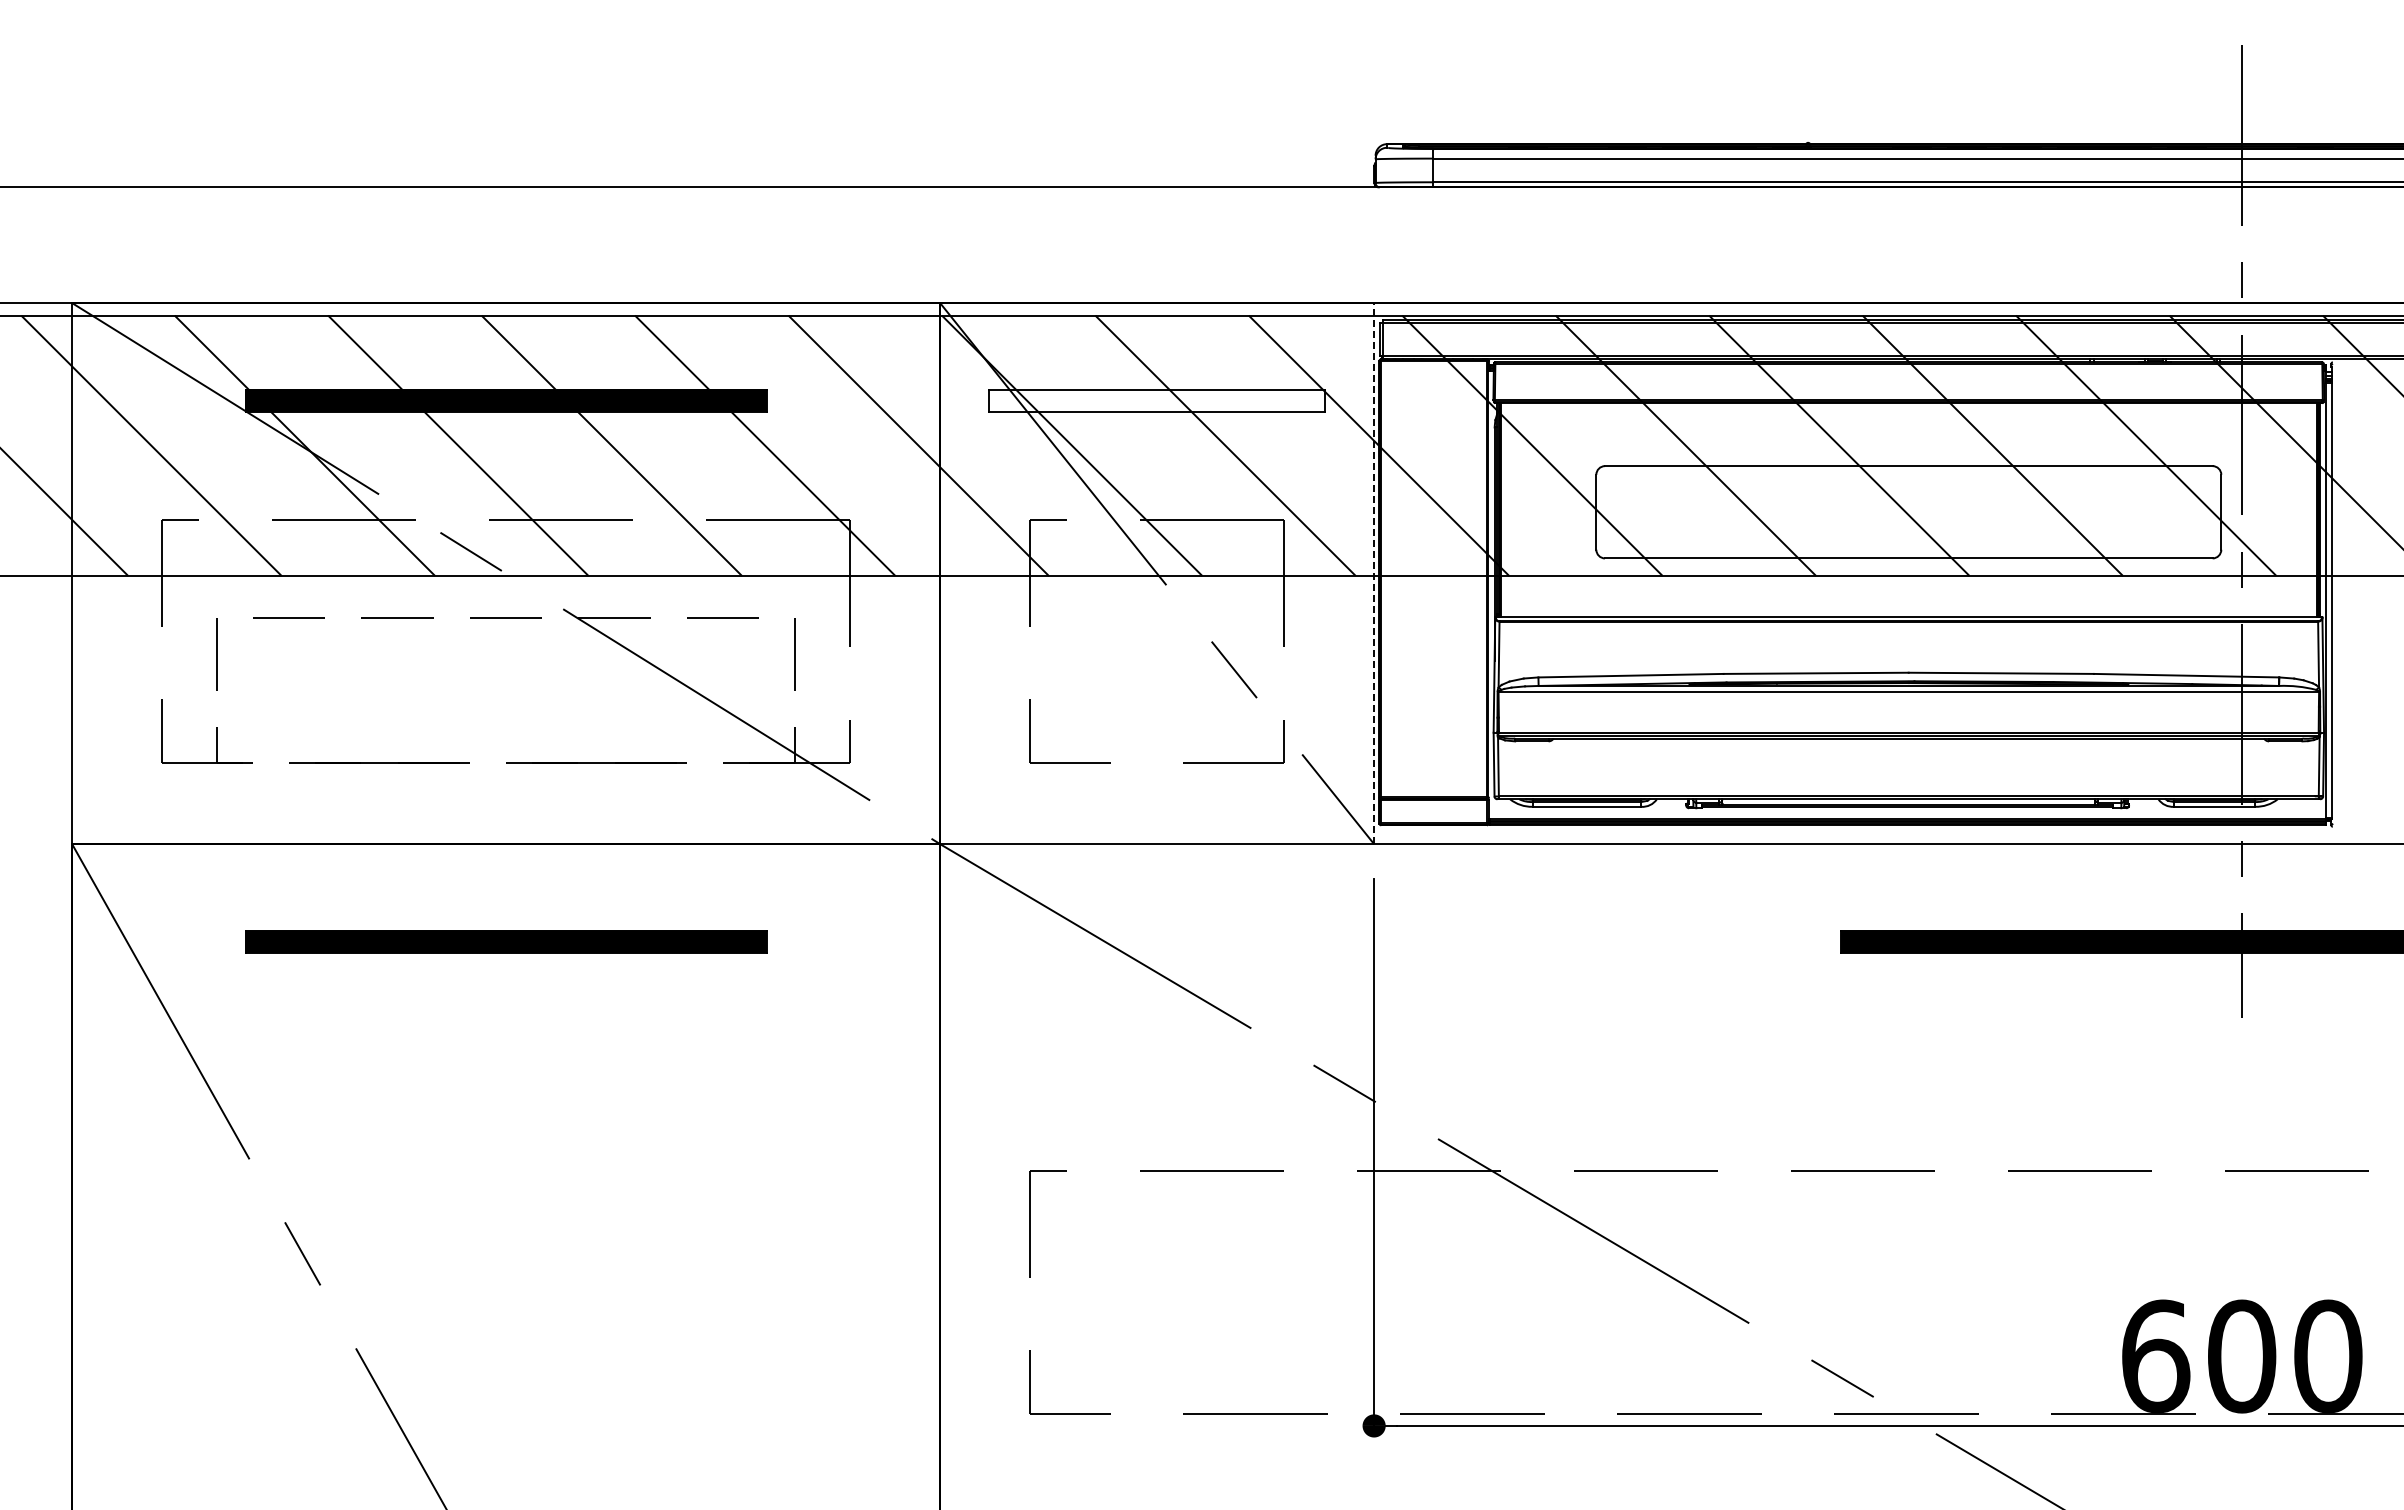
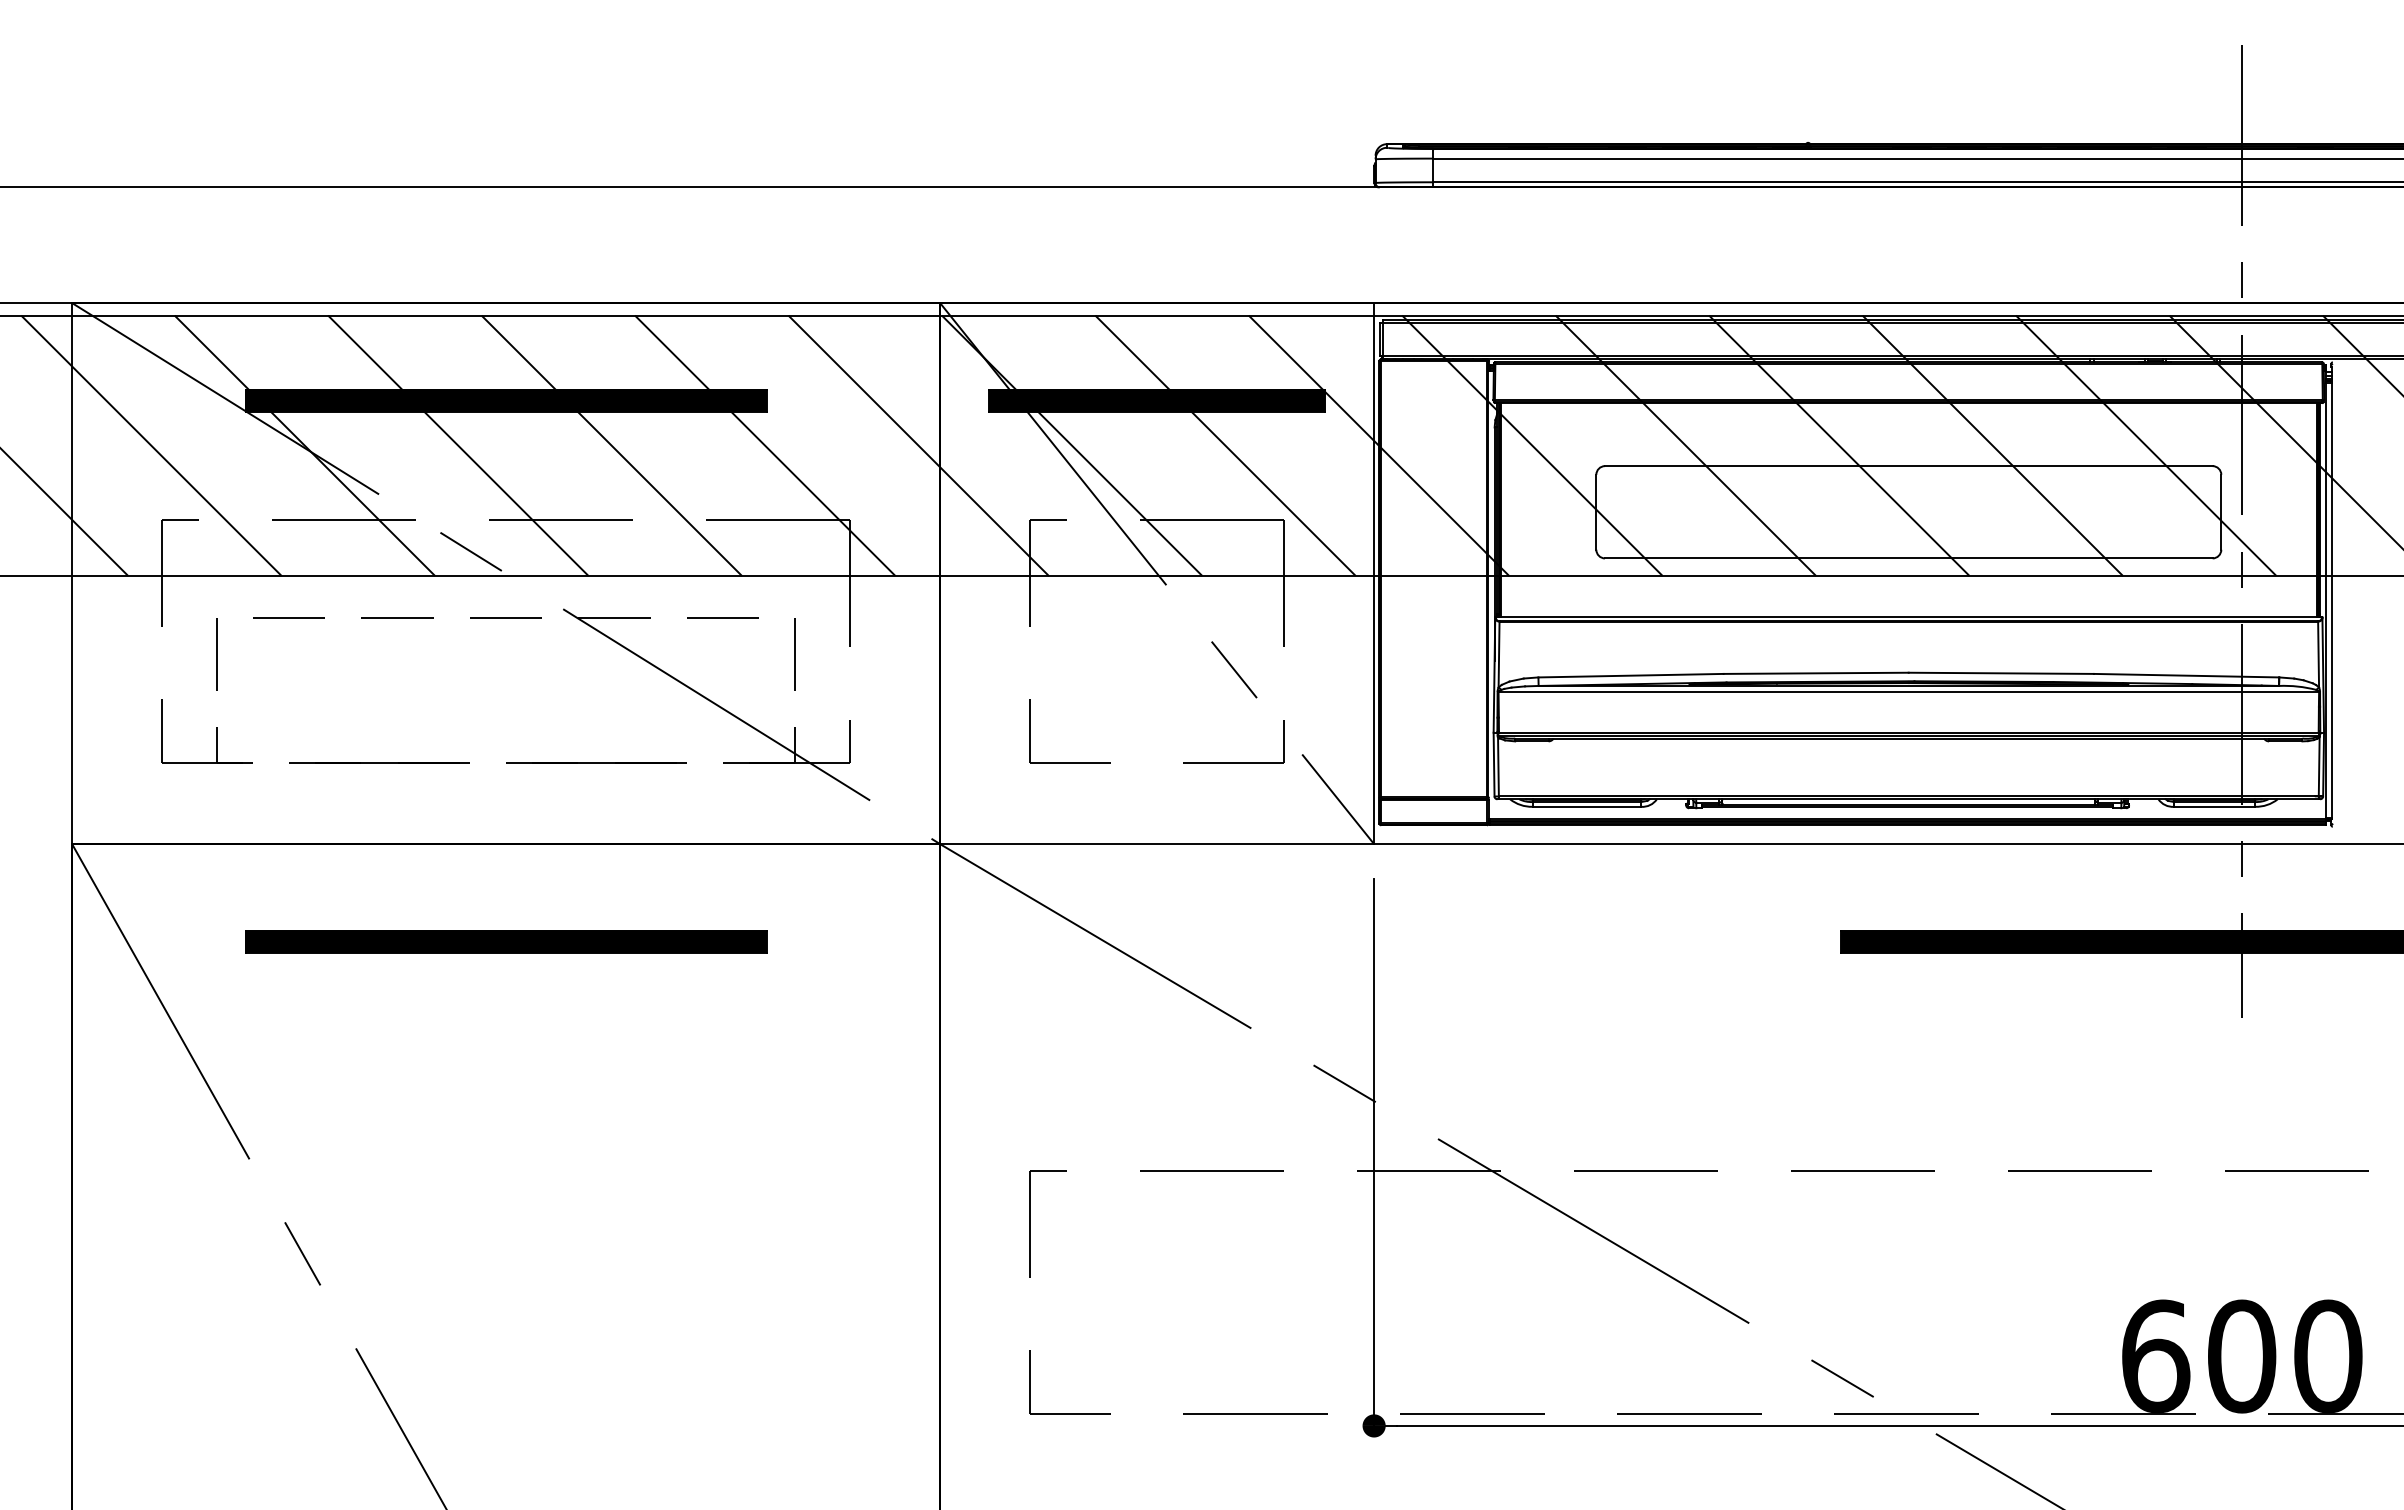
hatch: none -> present (1156, 400)
line: dashed -> solid (1374, 573)
